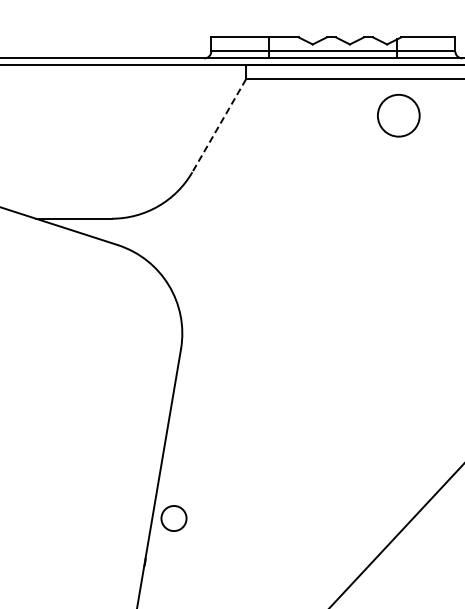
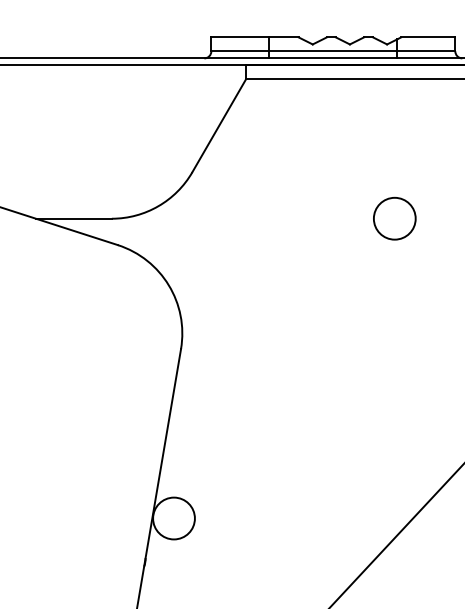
circle position: (398, 115) -> (394, 218) (394, 218)
line: dashed -> solid (219, 125)
circle diameter: 25 px -> 42 px (173, 518)
